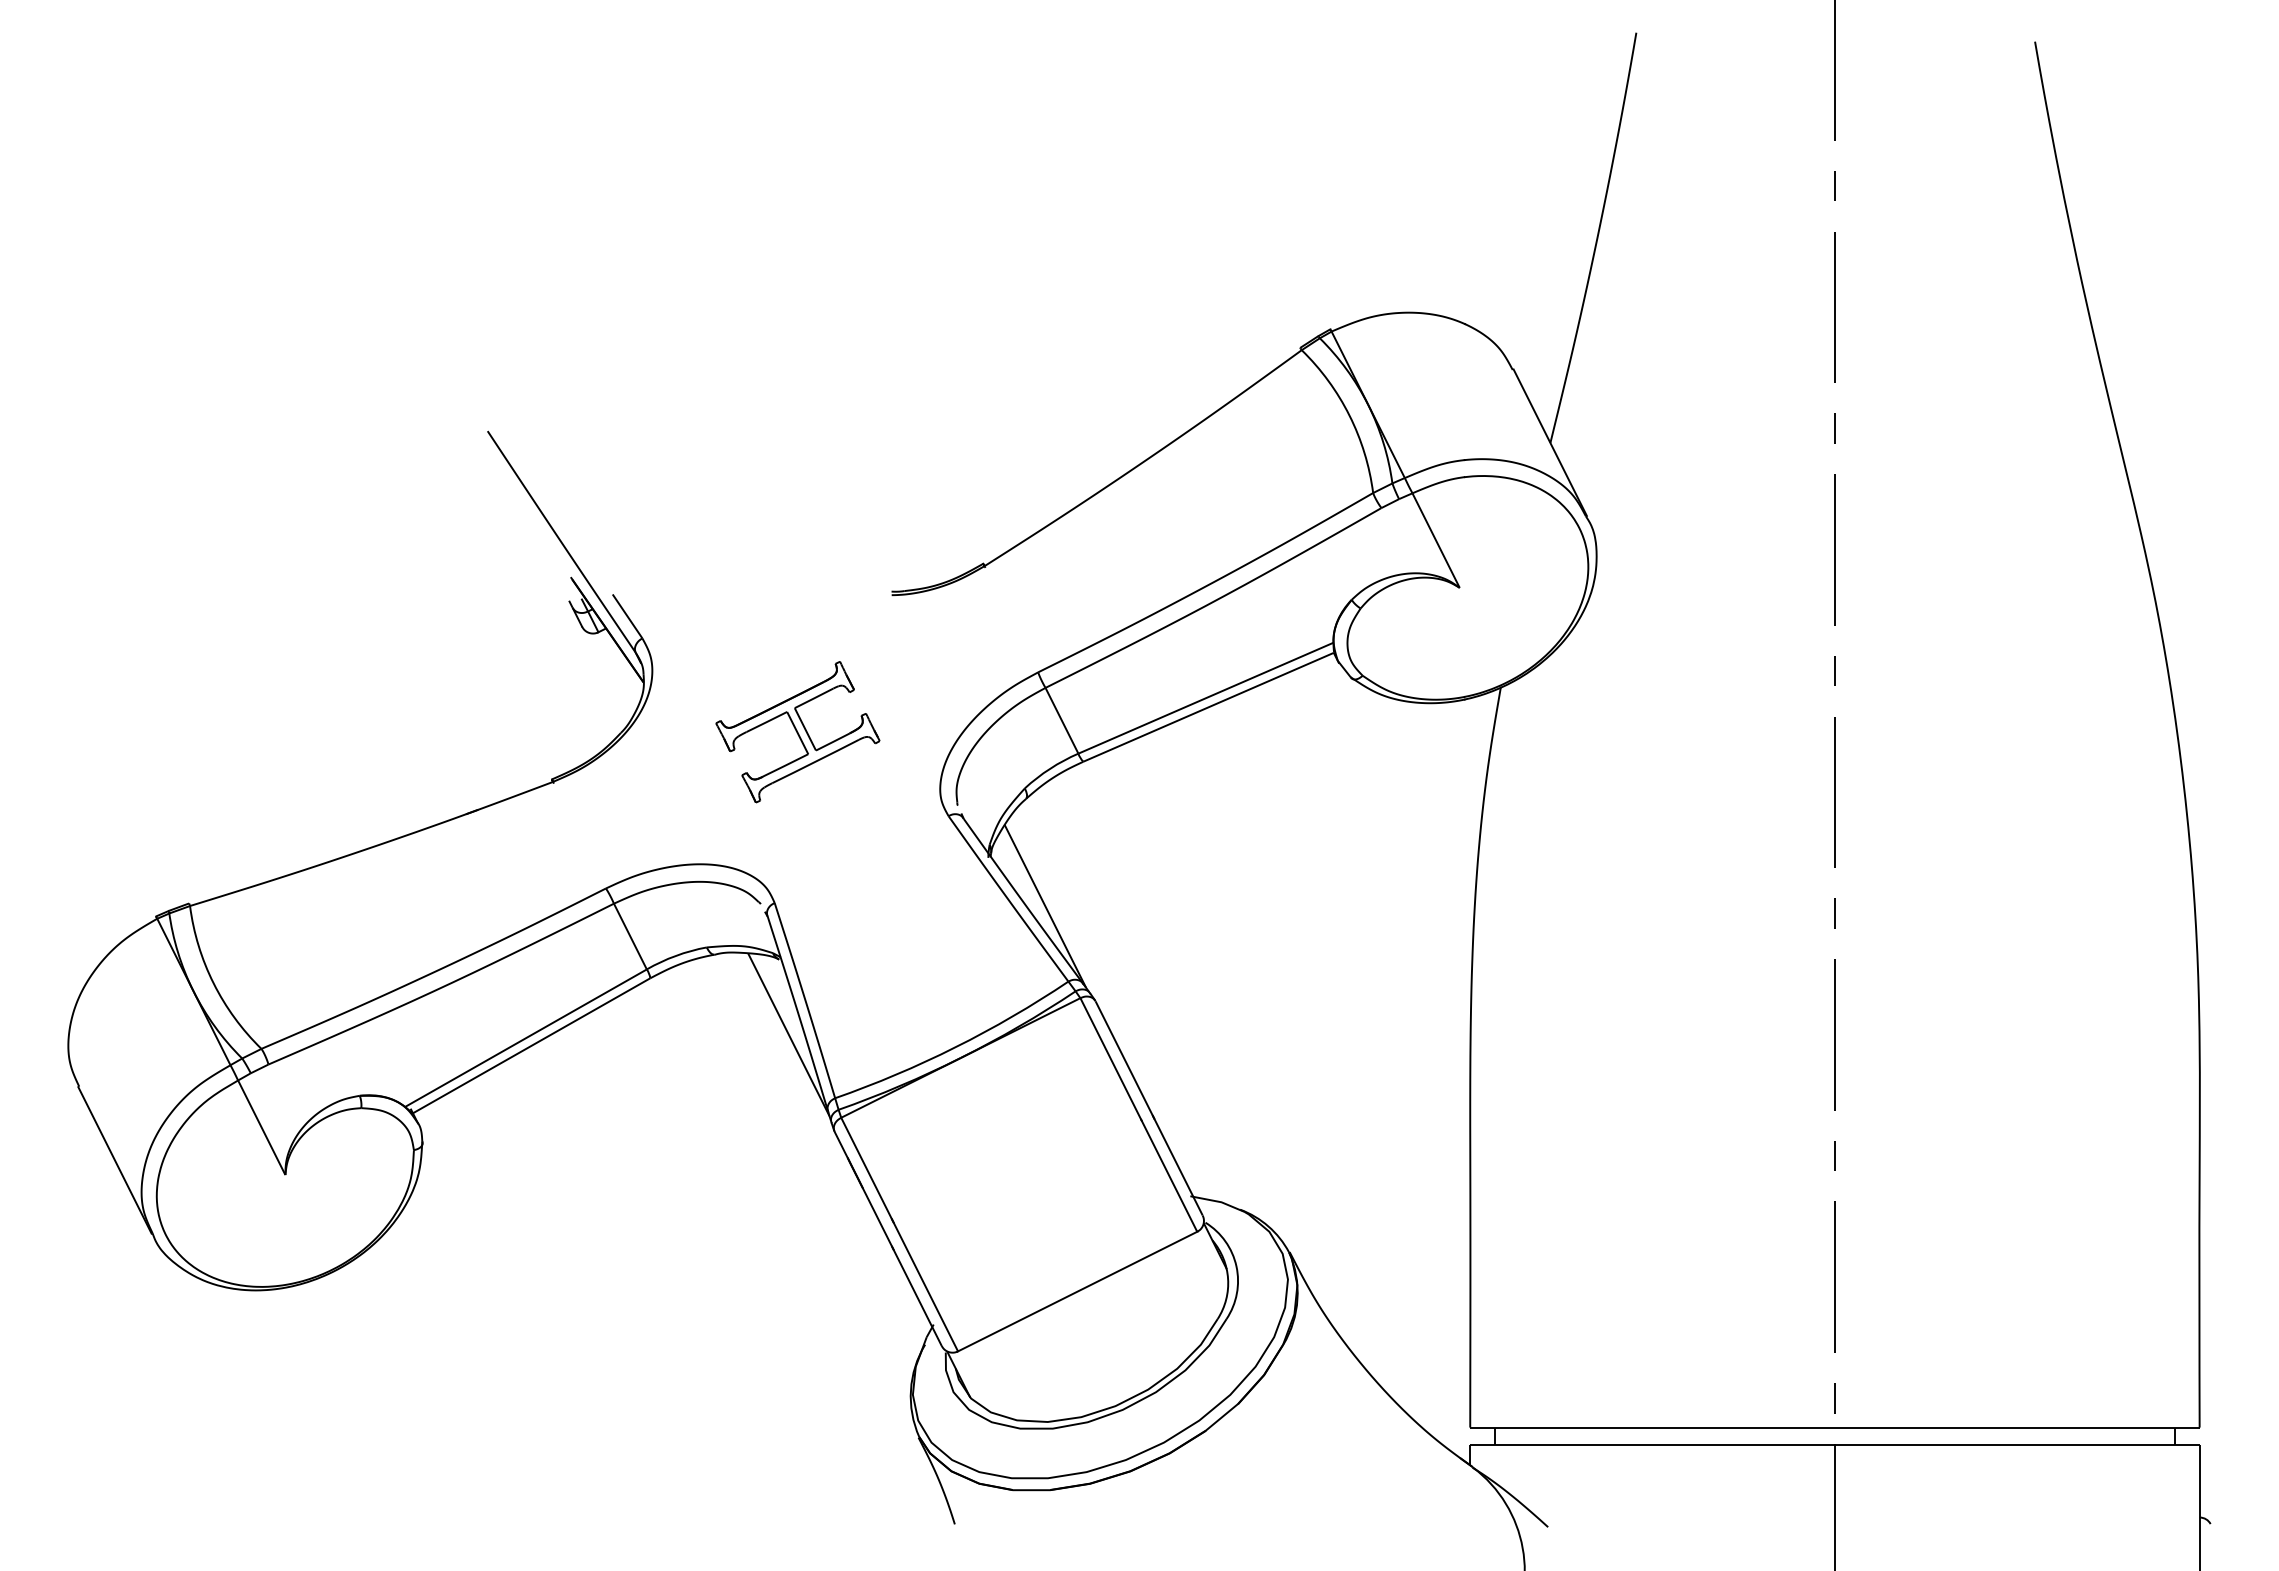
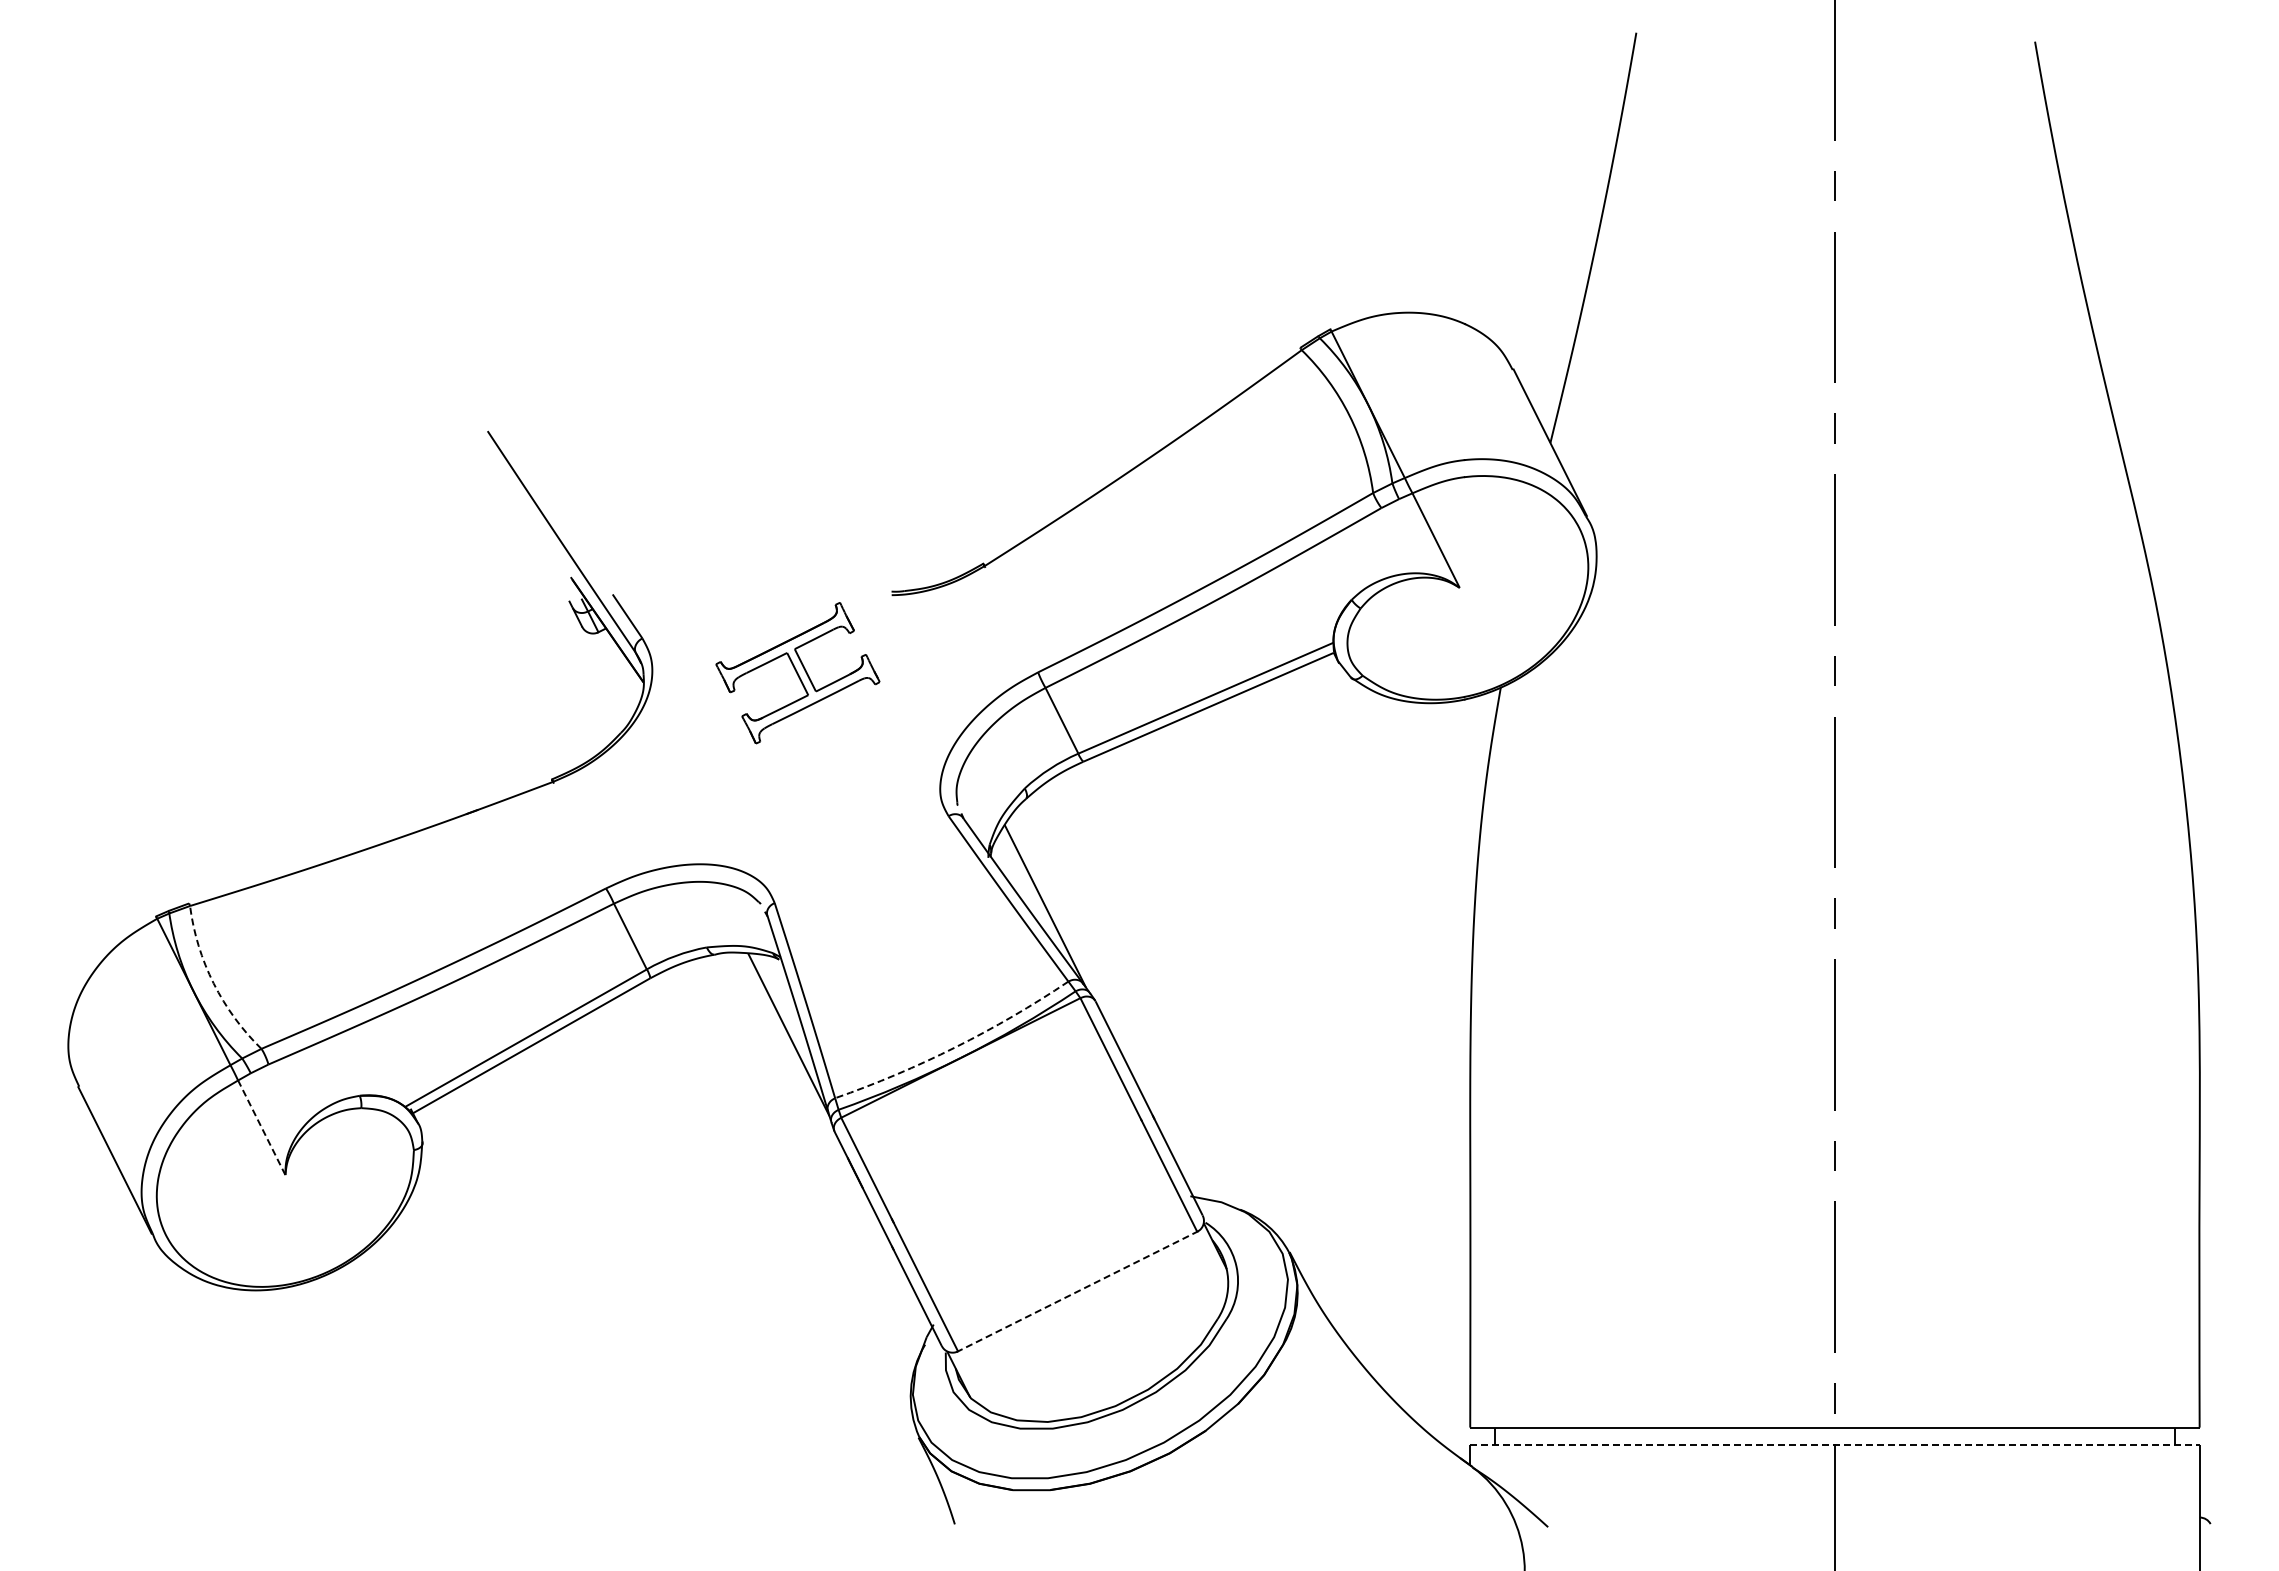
part position: (797, 732) -> (797, 673) (797, 673)
line: solid -> dashed (213, 983)
line: solid -> dashed (955, 1047)
line: solid -> dashed (261, 1127)
line: solid -> dashed (1077, 1291)
line: solid -> dashed (1834, 1444)
